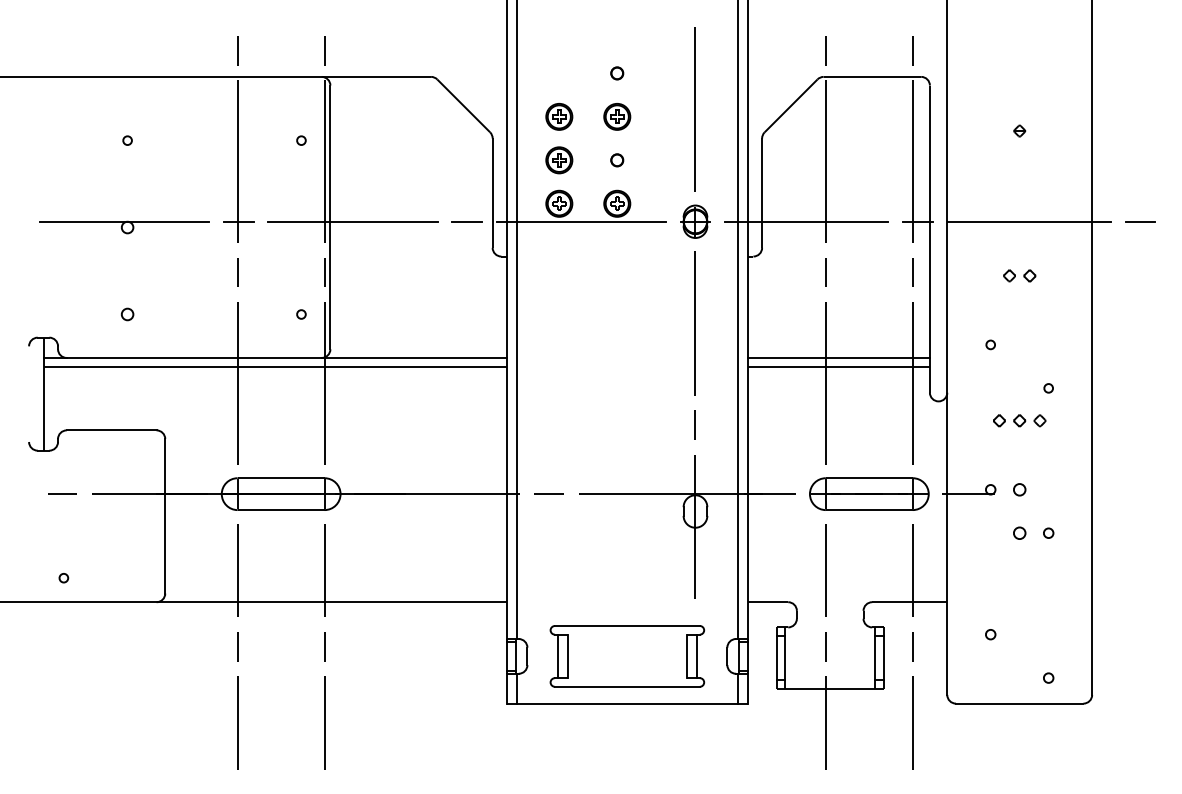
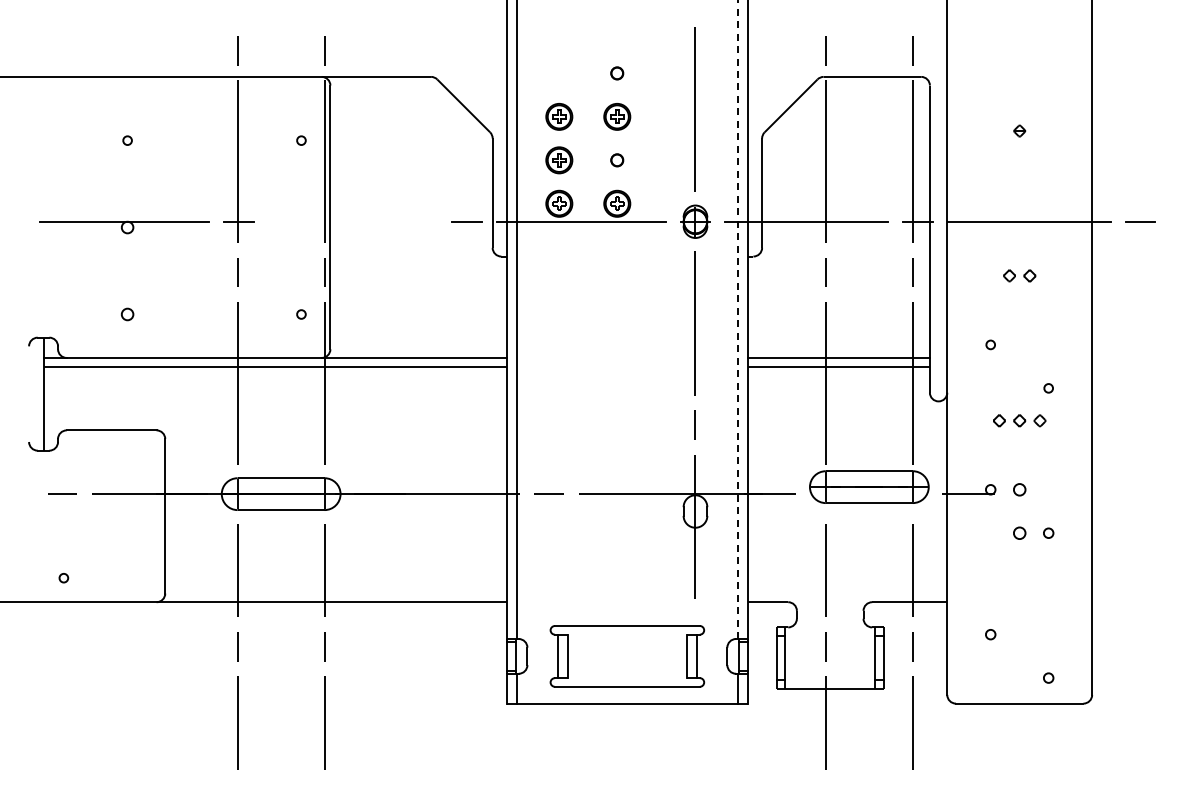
line: present -> none (352, 221)
line: solid -> dashed (737, 319)
part position: (869, 493) -> (869, 486) (869, 486)
